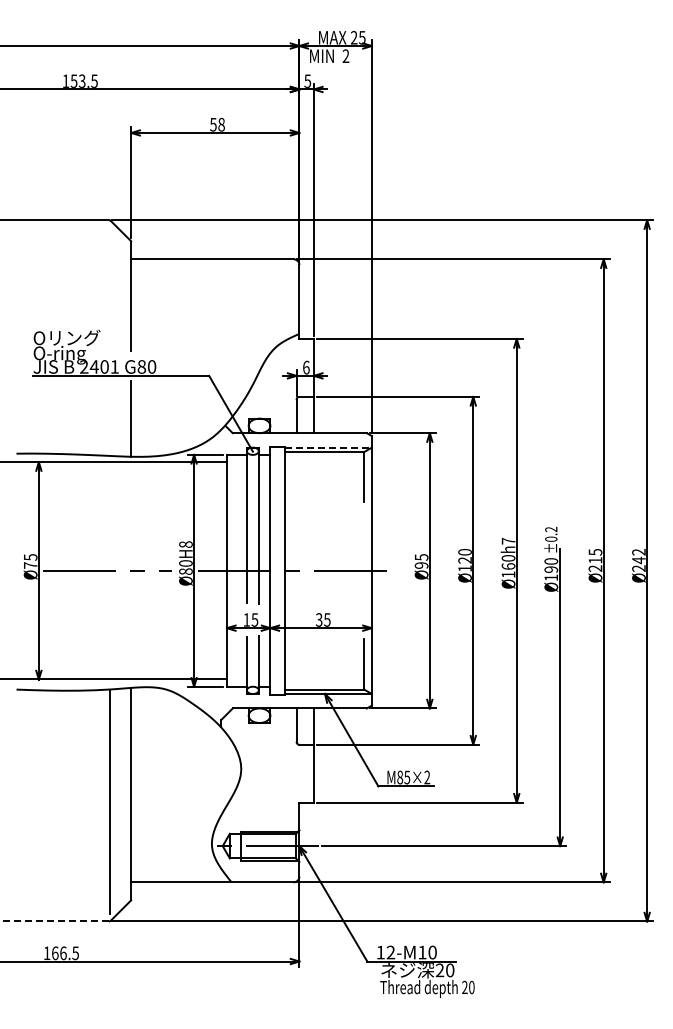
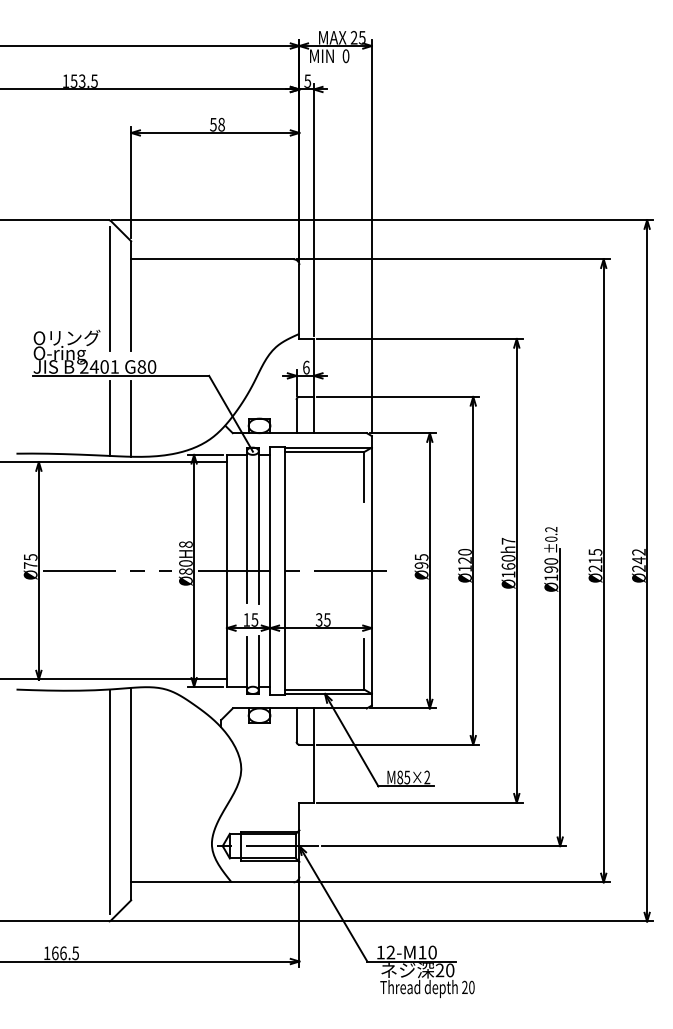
text: 2 -> 0 (345, 56)
line: none -> present (110, 289)
line: none -> present (110, 418)
line: dashed -> solid (328, 447)
line: dashed -> solid (54, 921)
